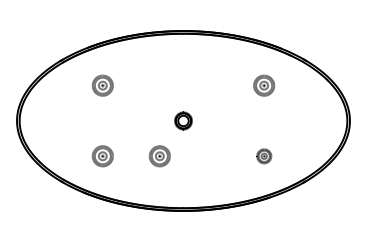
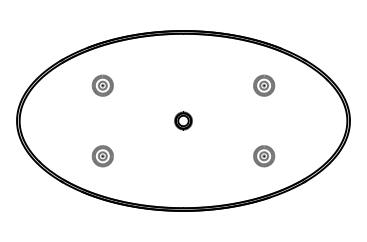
part: present -> none (159, 156)
part size: 17x17 px -> 23x23 px (264, 156)
